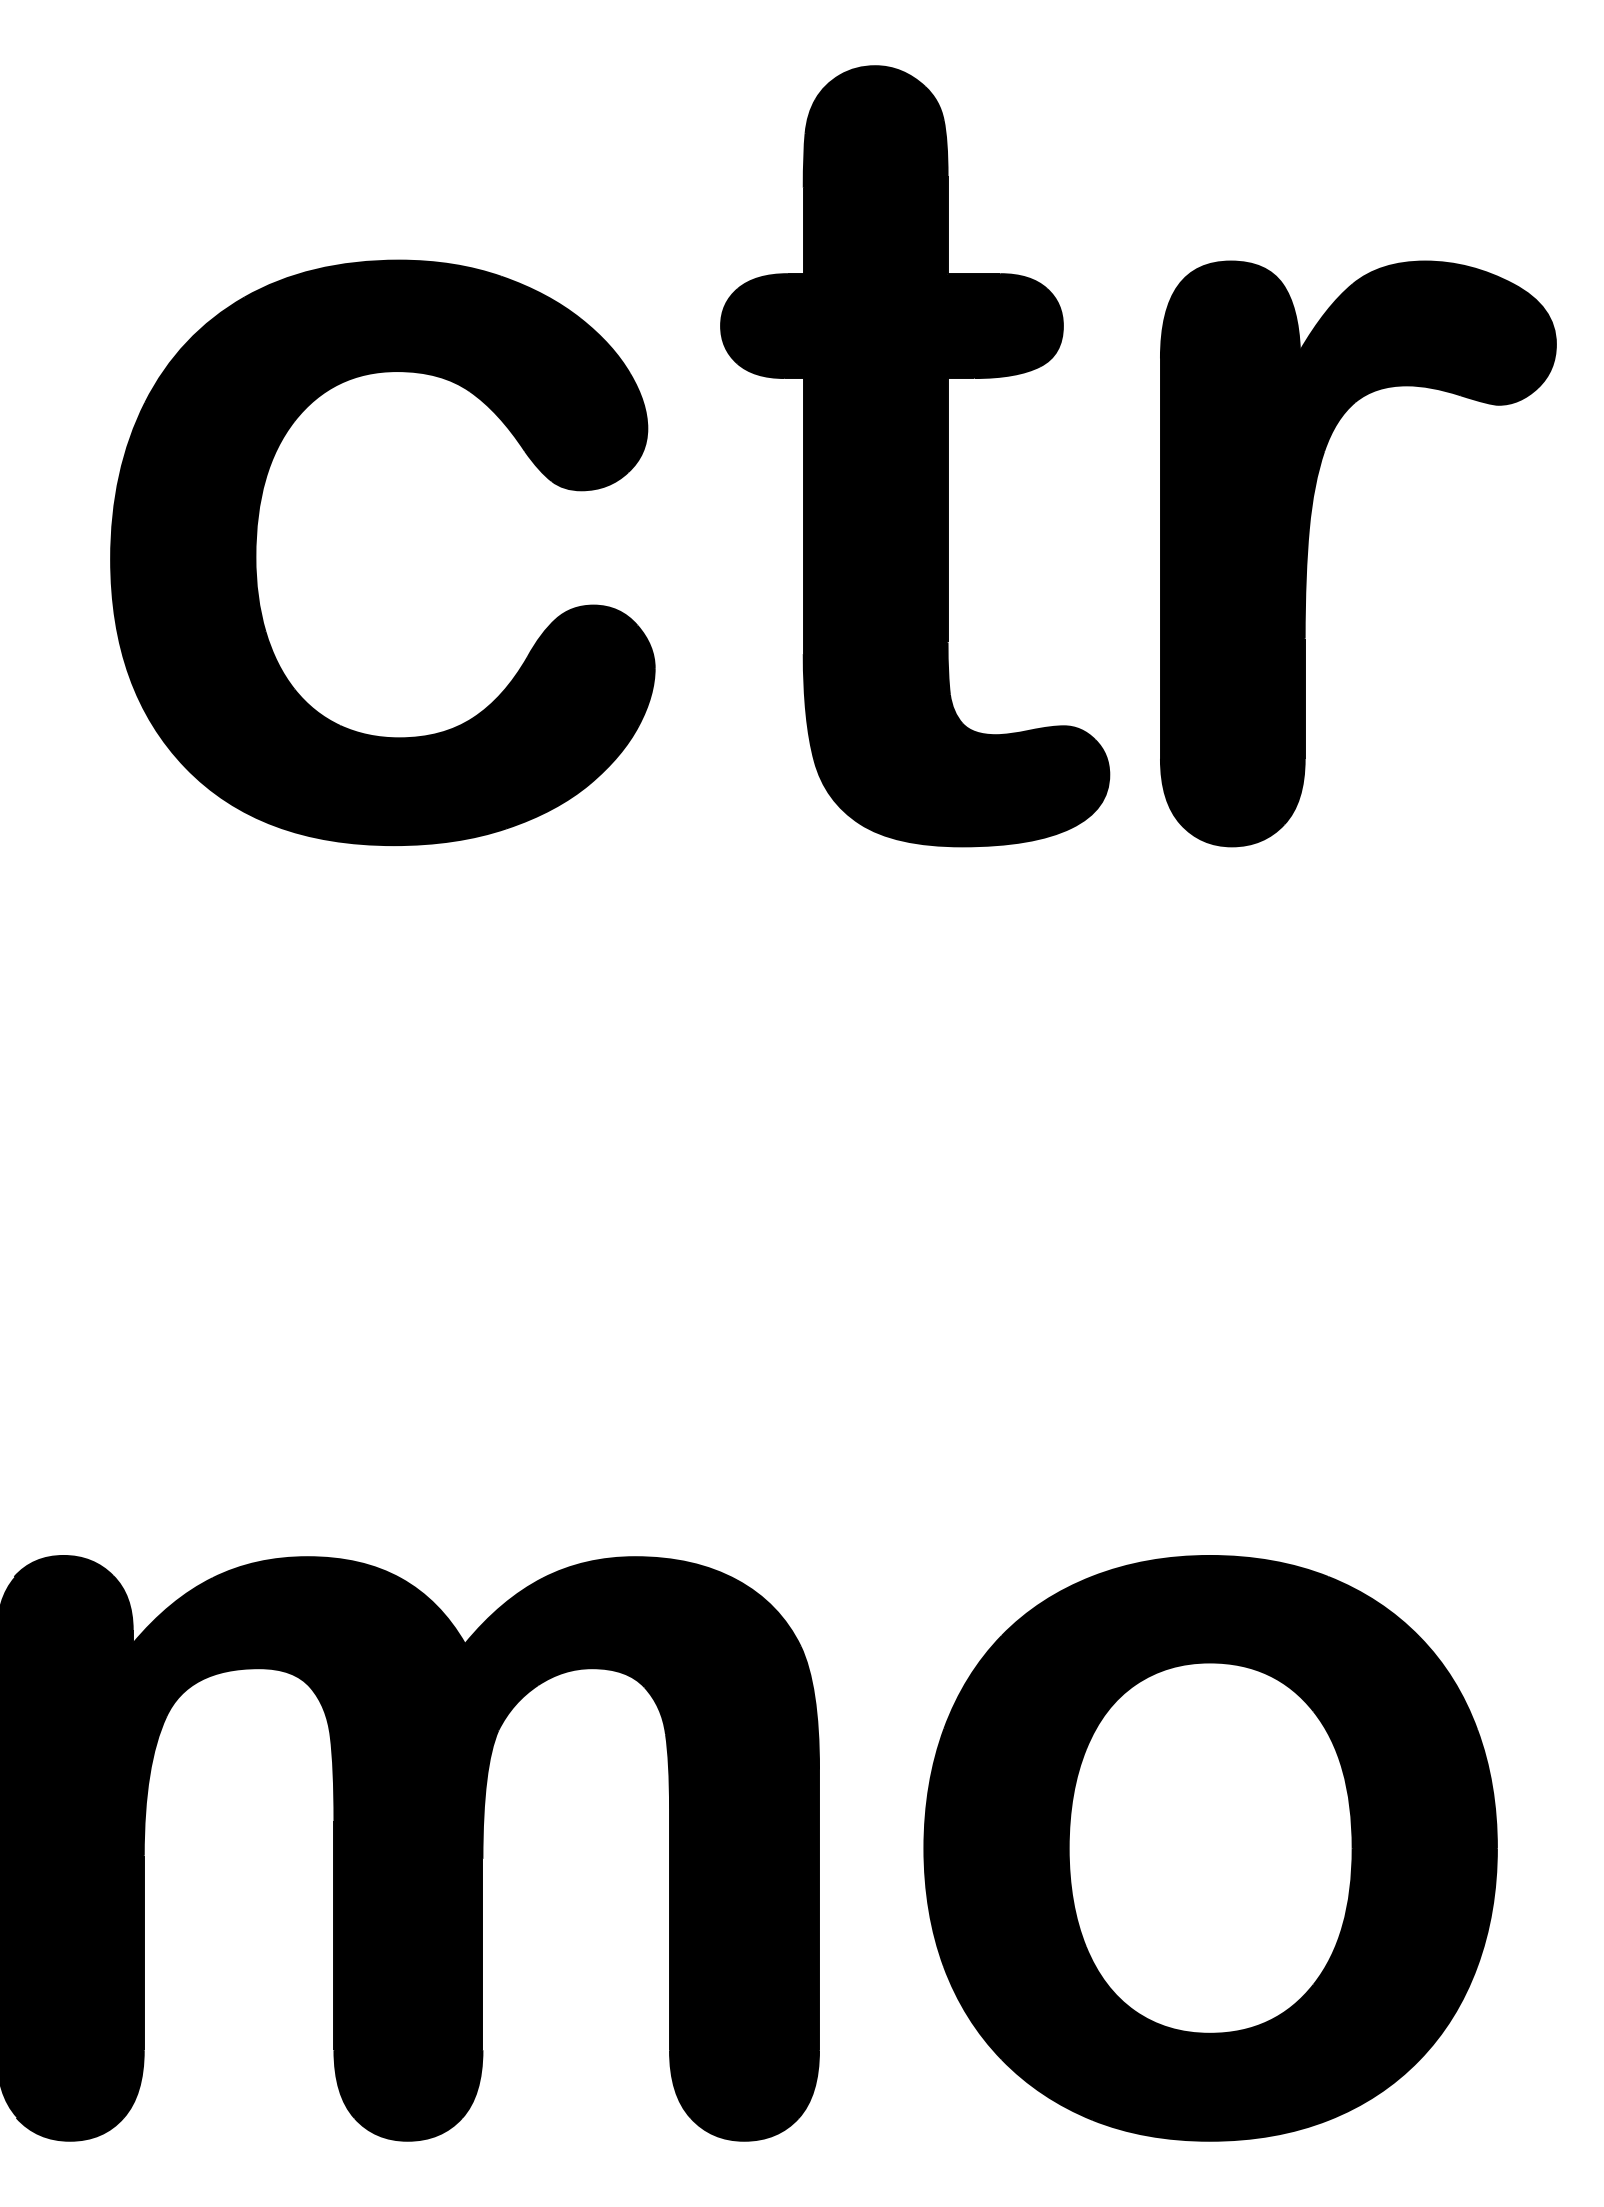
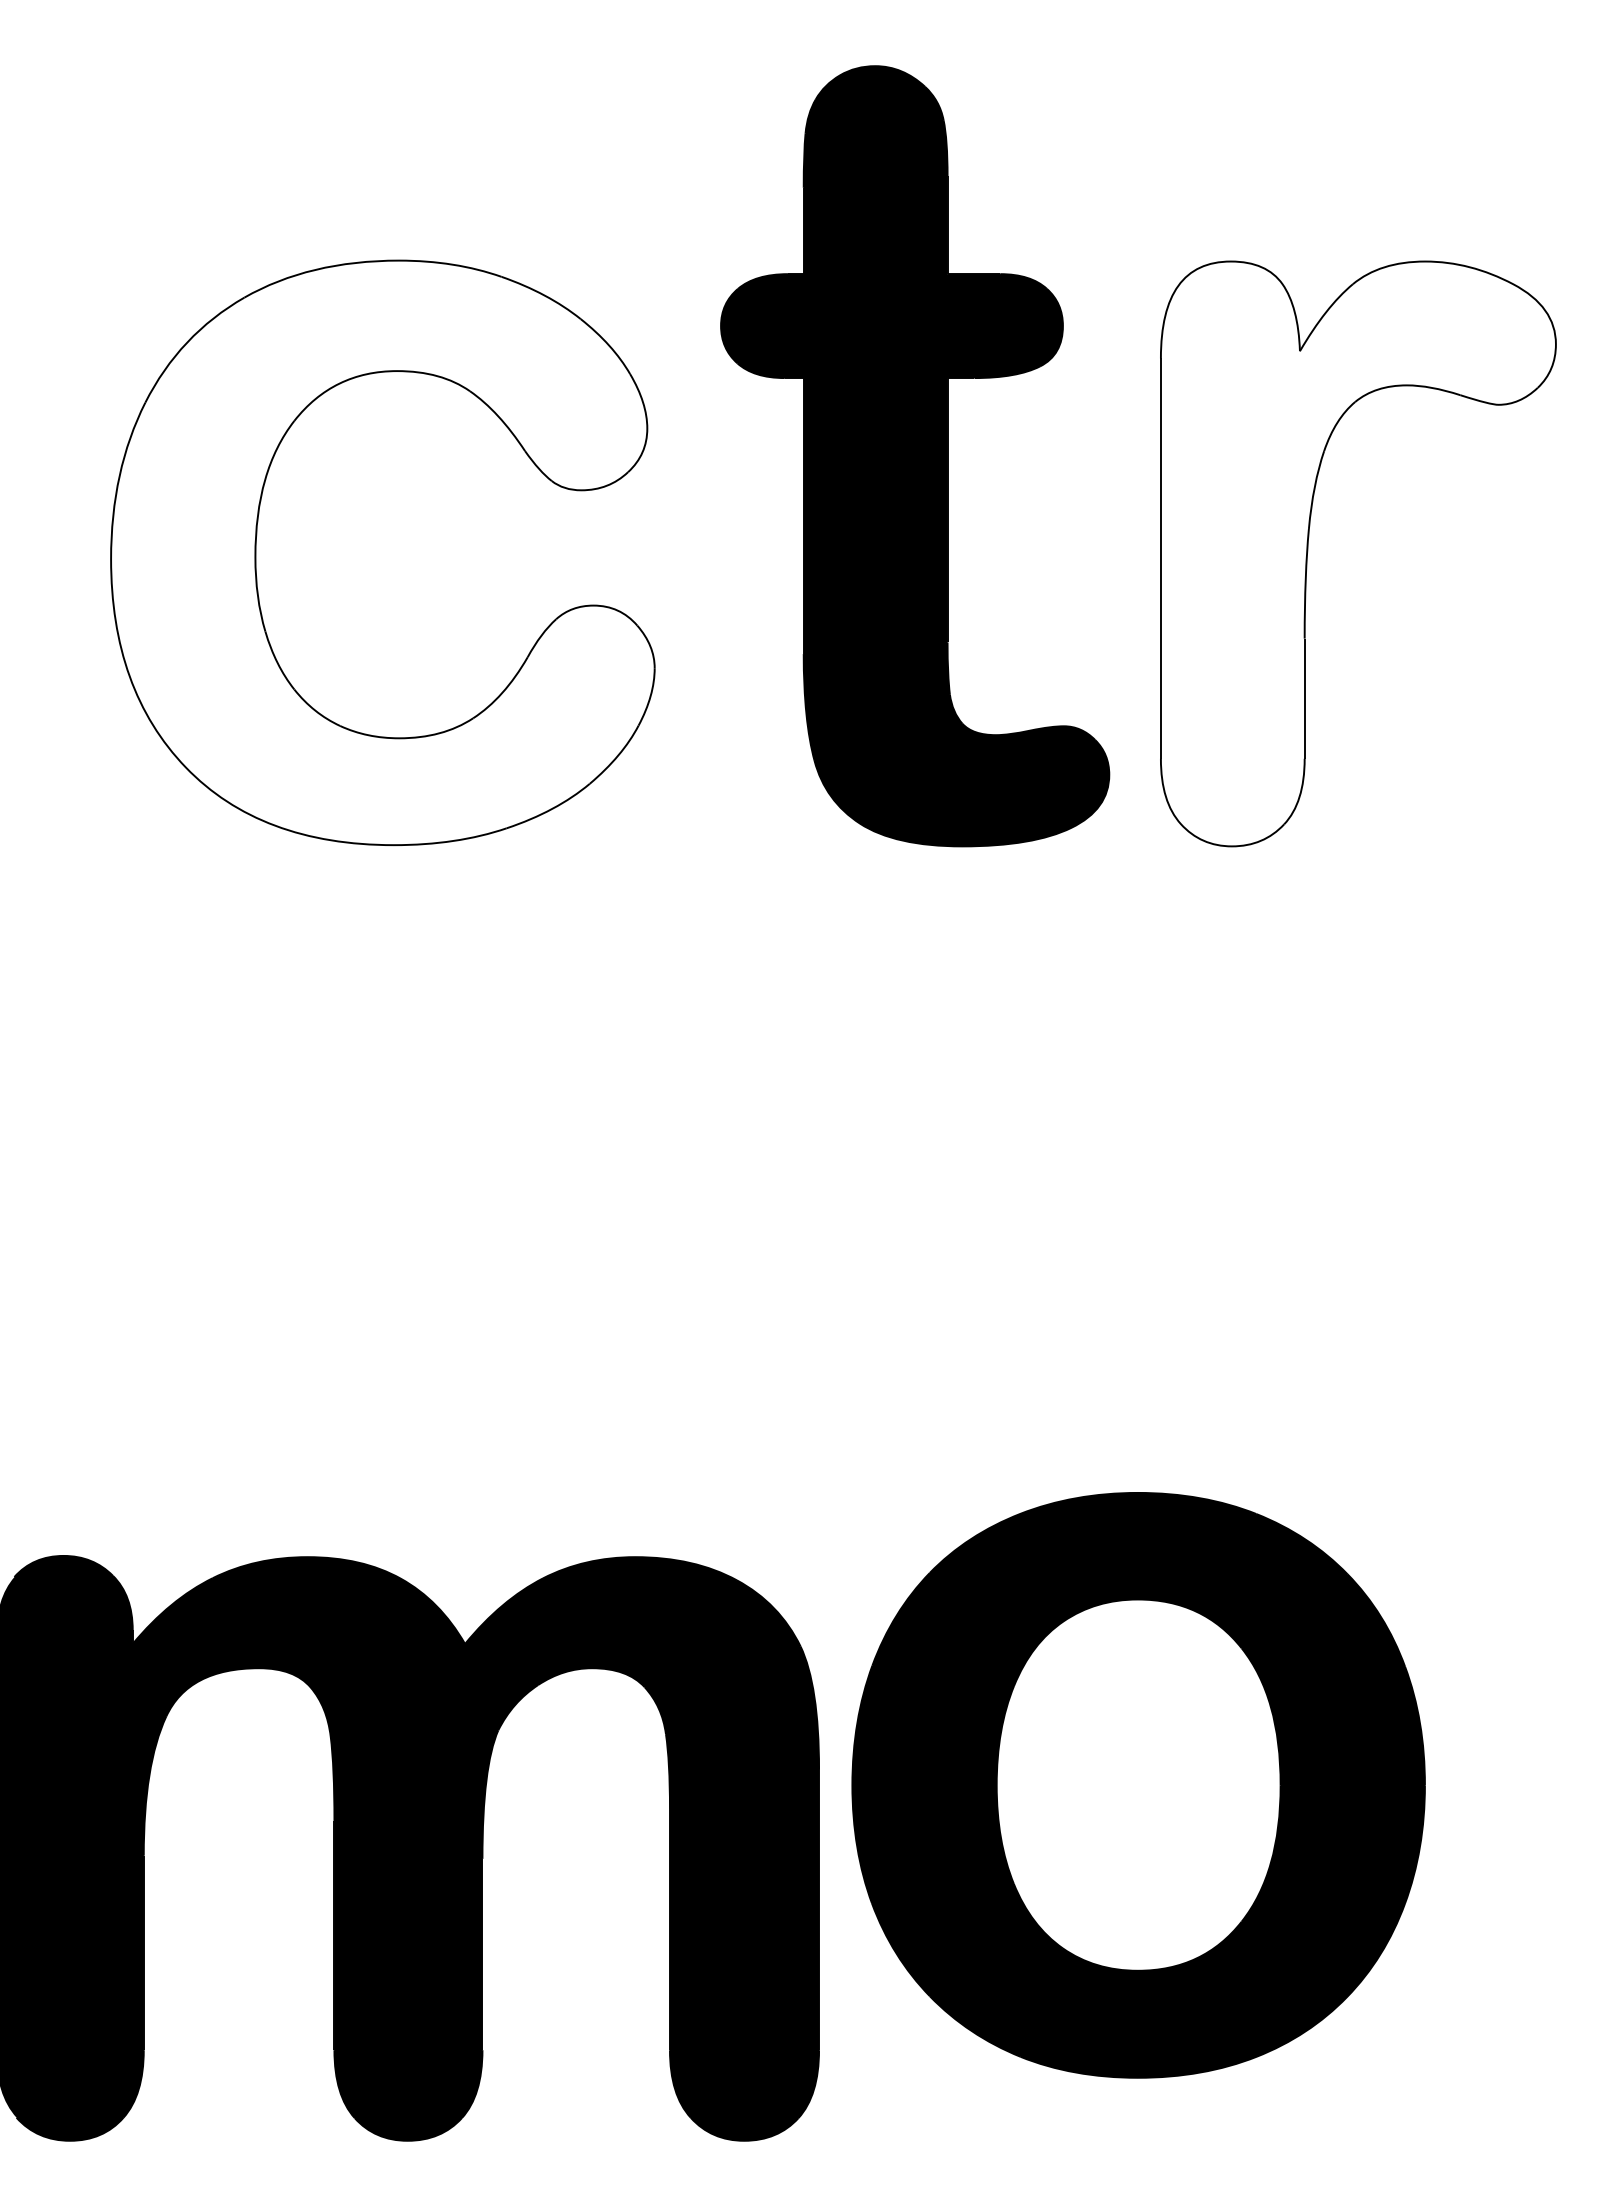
fill: present -> none (382, 552)
fill: present -> none (1357, 553)
part position: (1210, 1848) -> (1138, 1785) (1138, 1785)
